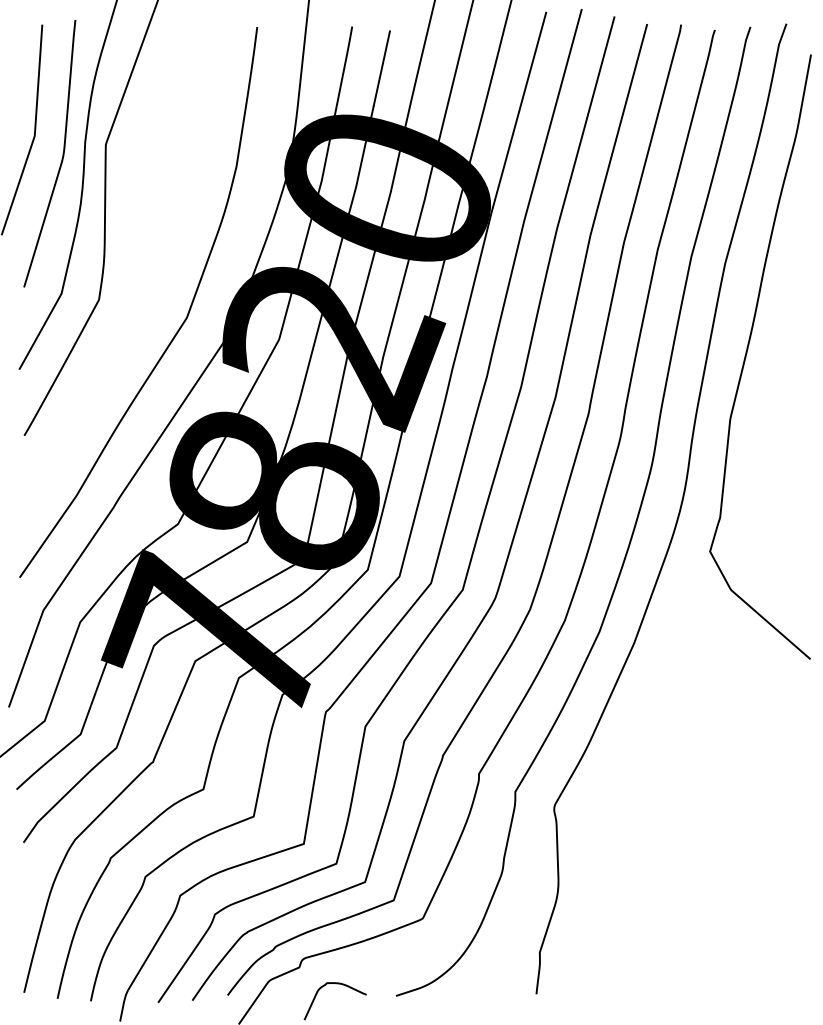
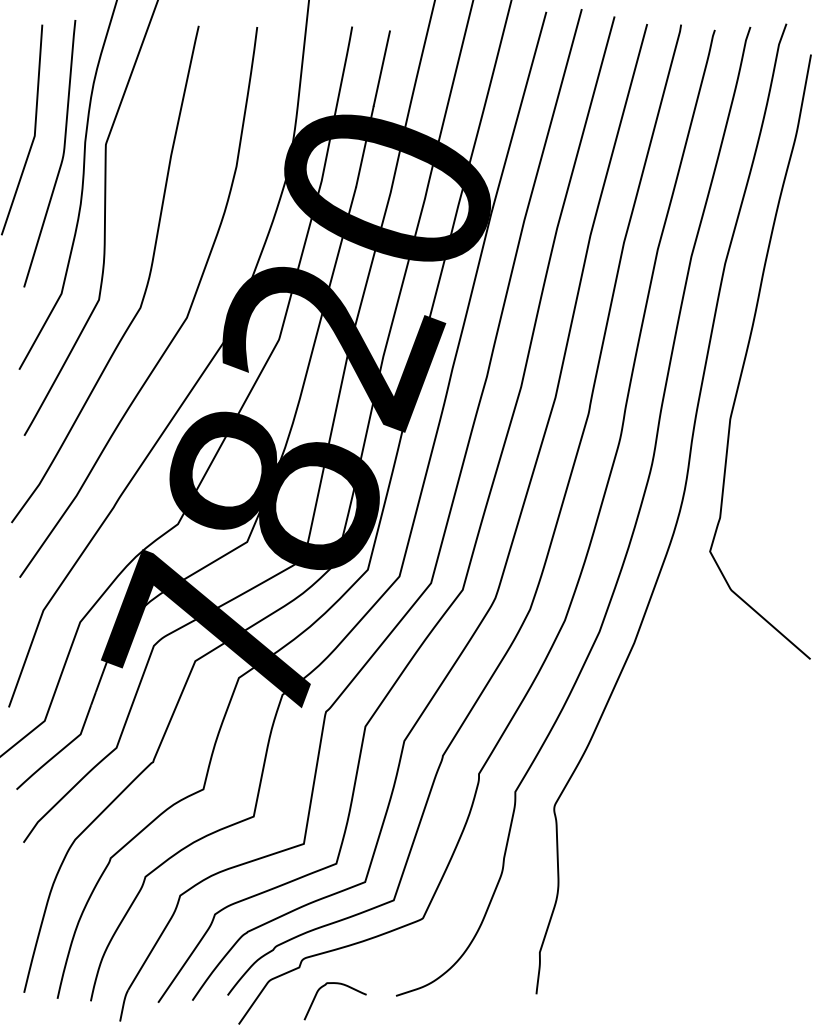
curve: none -> present (146, 283)
